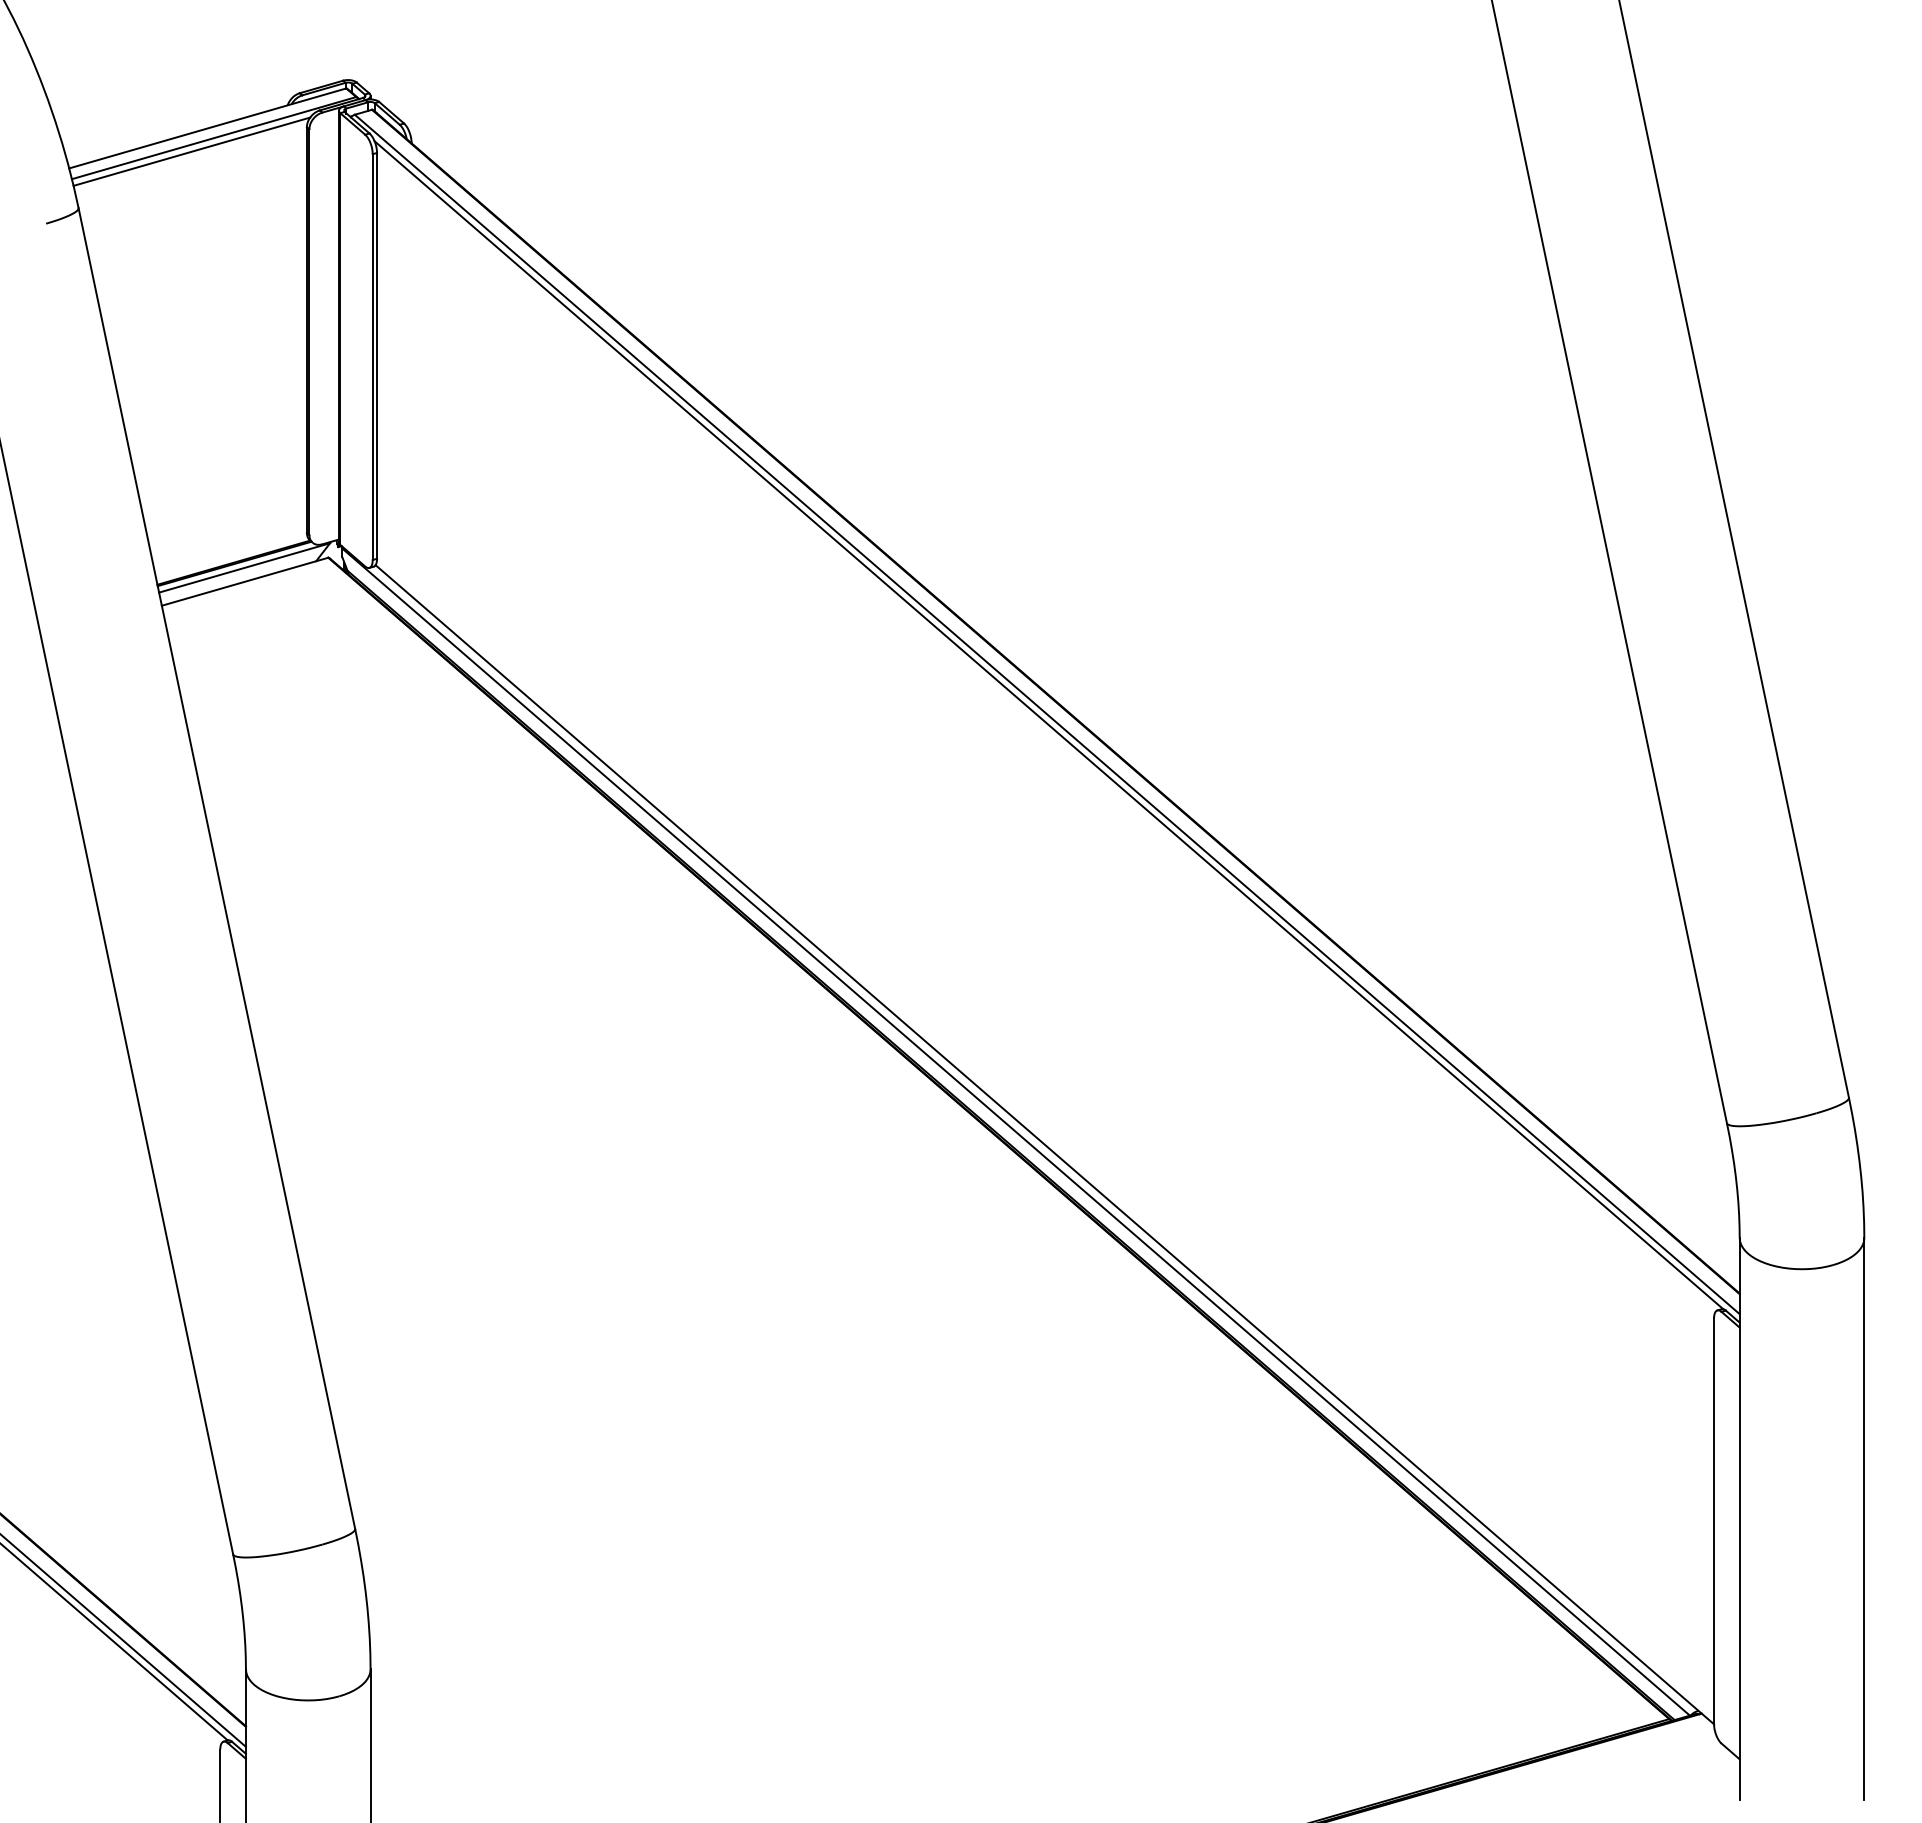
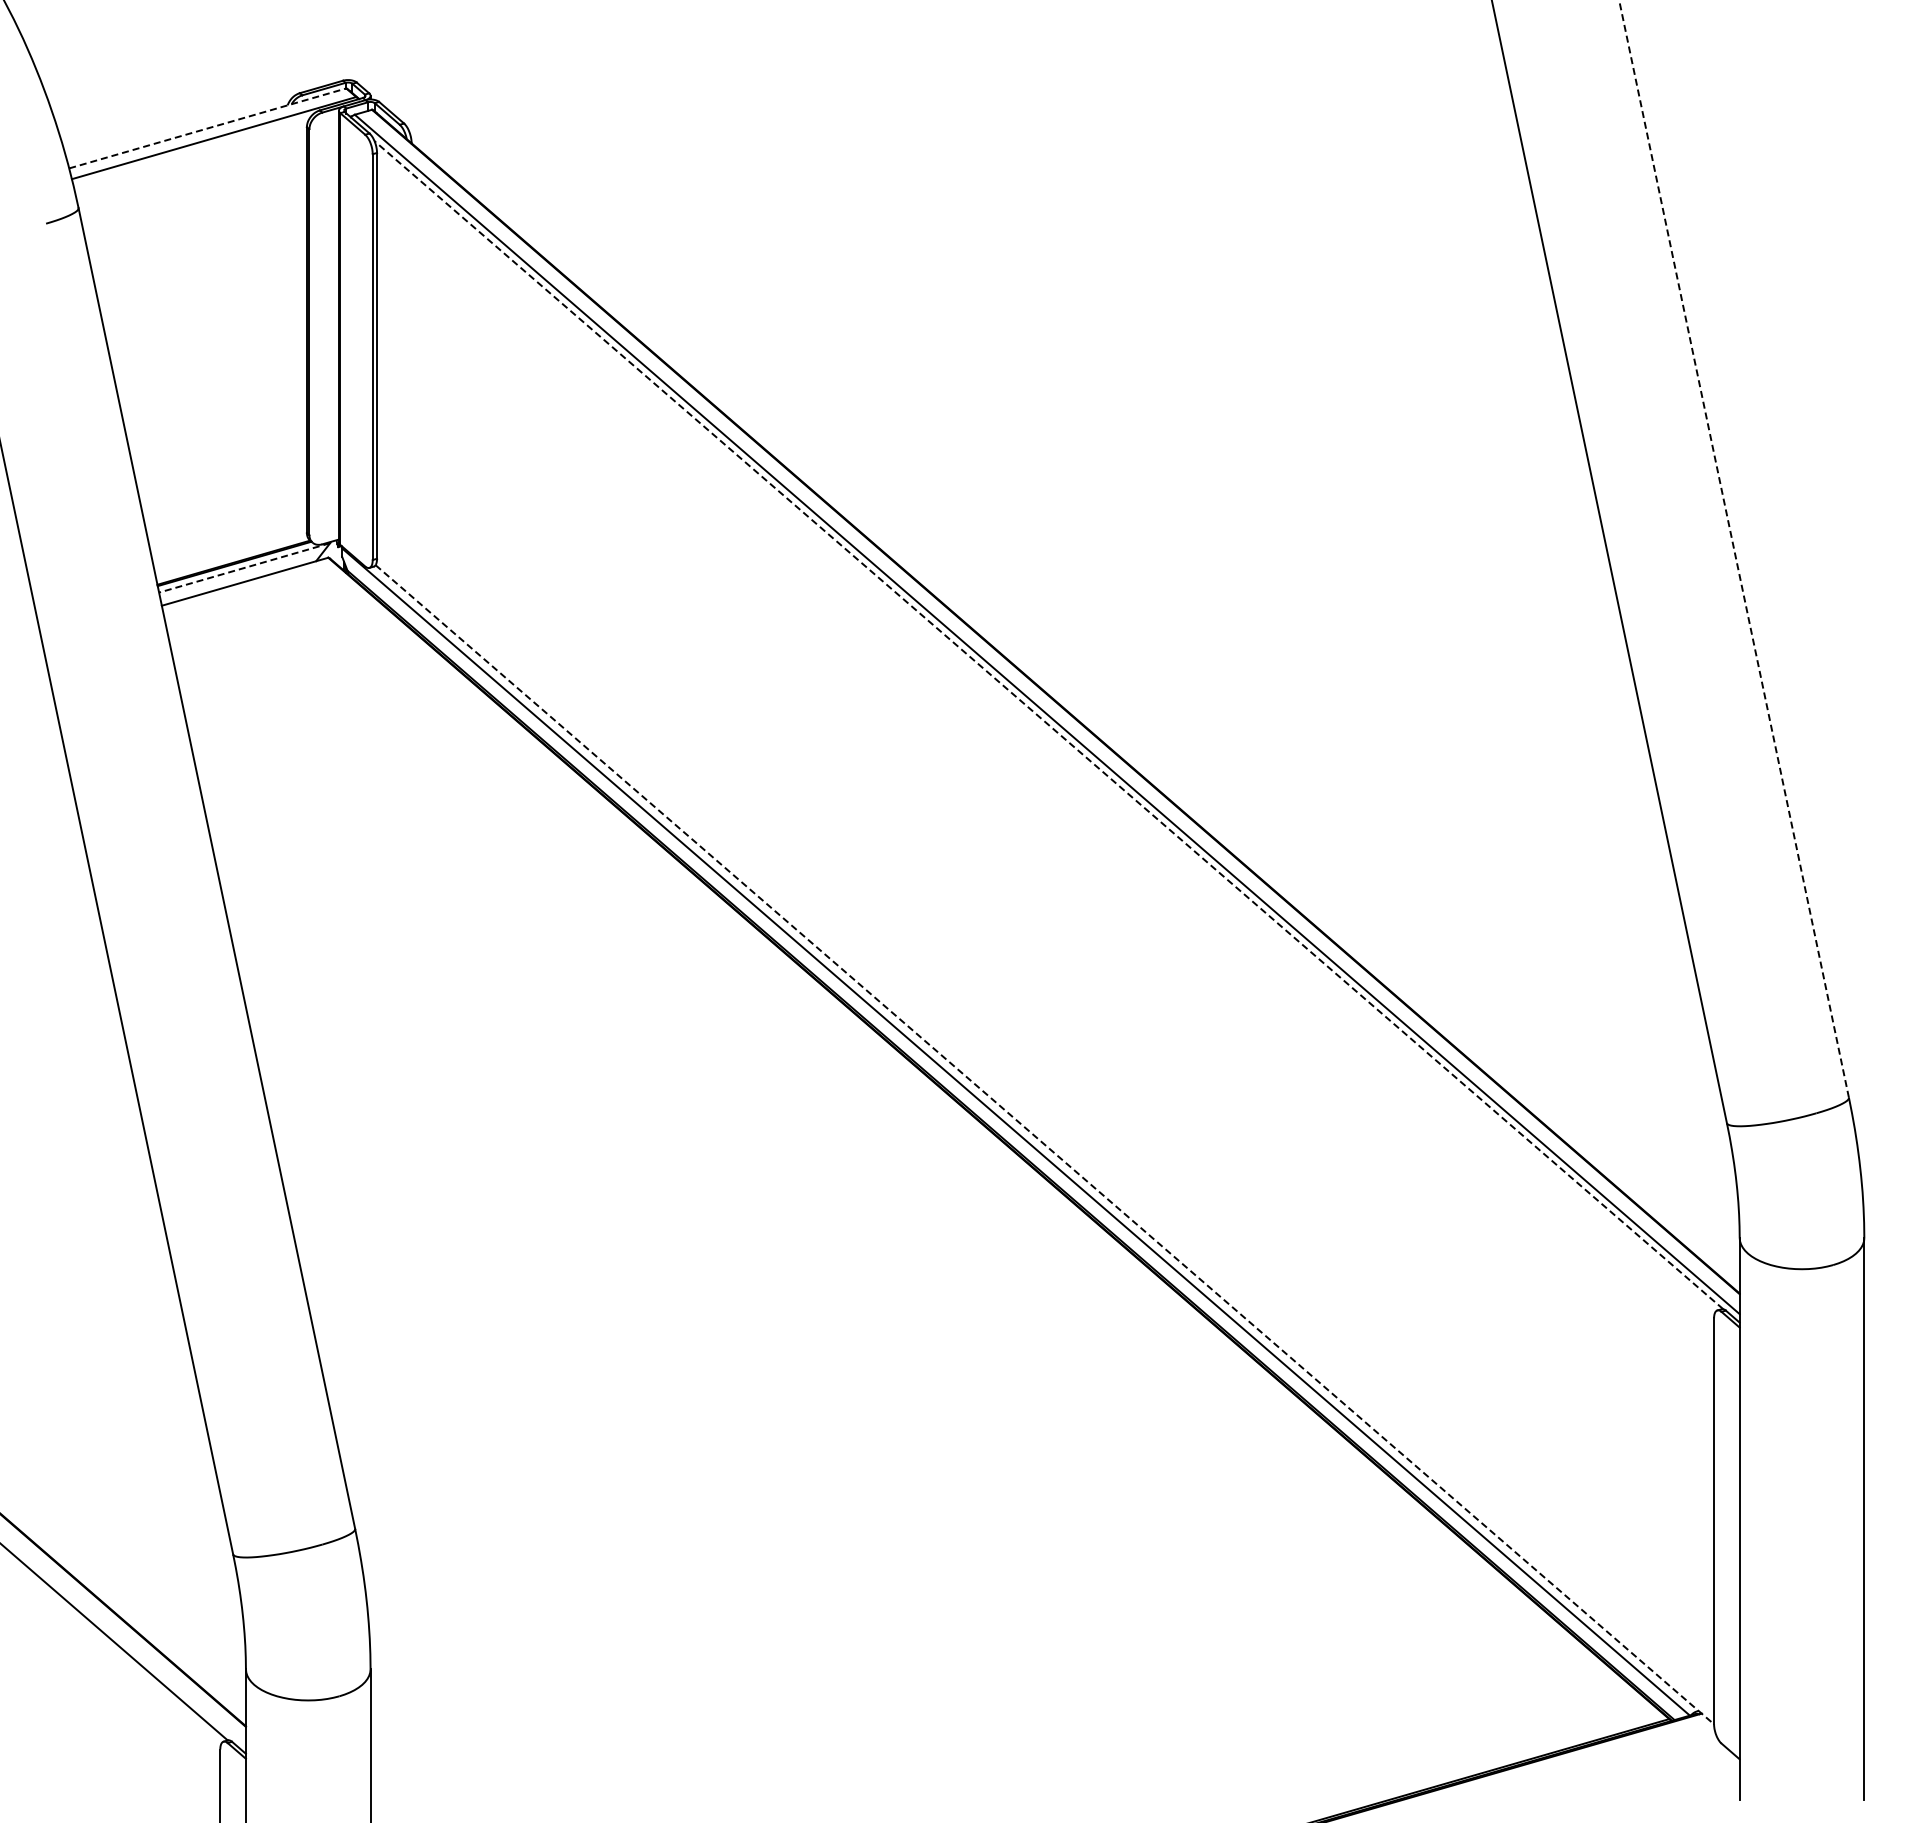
line: solid -> dashed (208, 128)
line: present -> none (191, 151)
line: solid -> dashed (1734, 548)
line: solid -> dashed (244, 567)
line: solid -> dashed (1048, 724)
line: solid -> dashed (1045, 1145)
line: present -> none (123, 1640)
